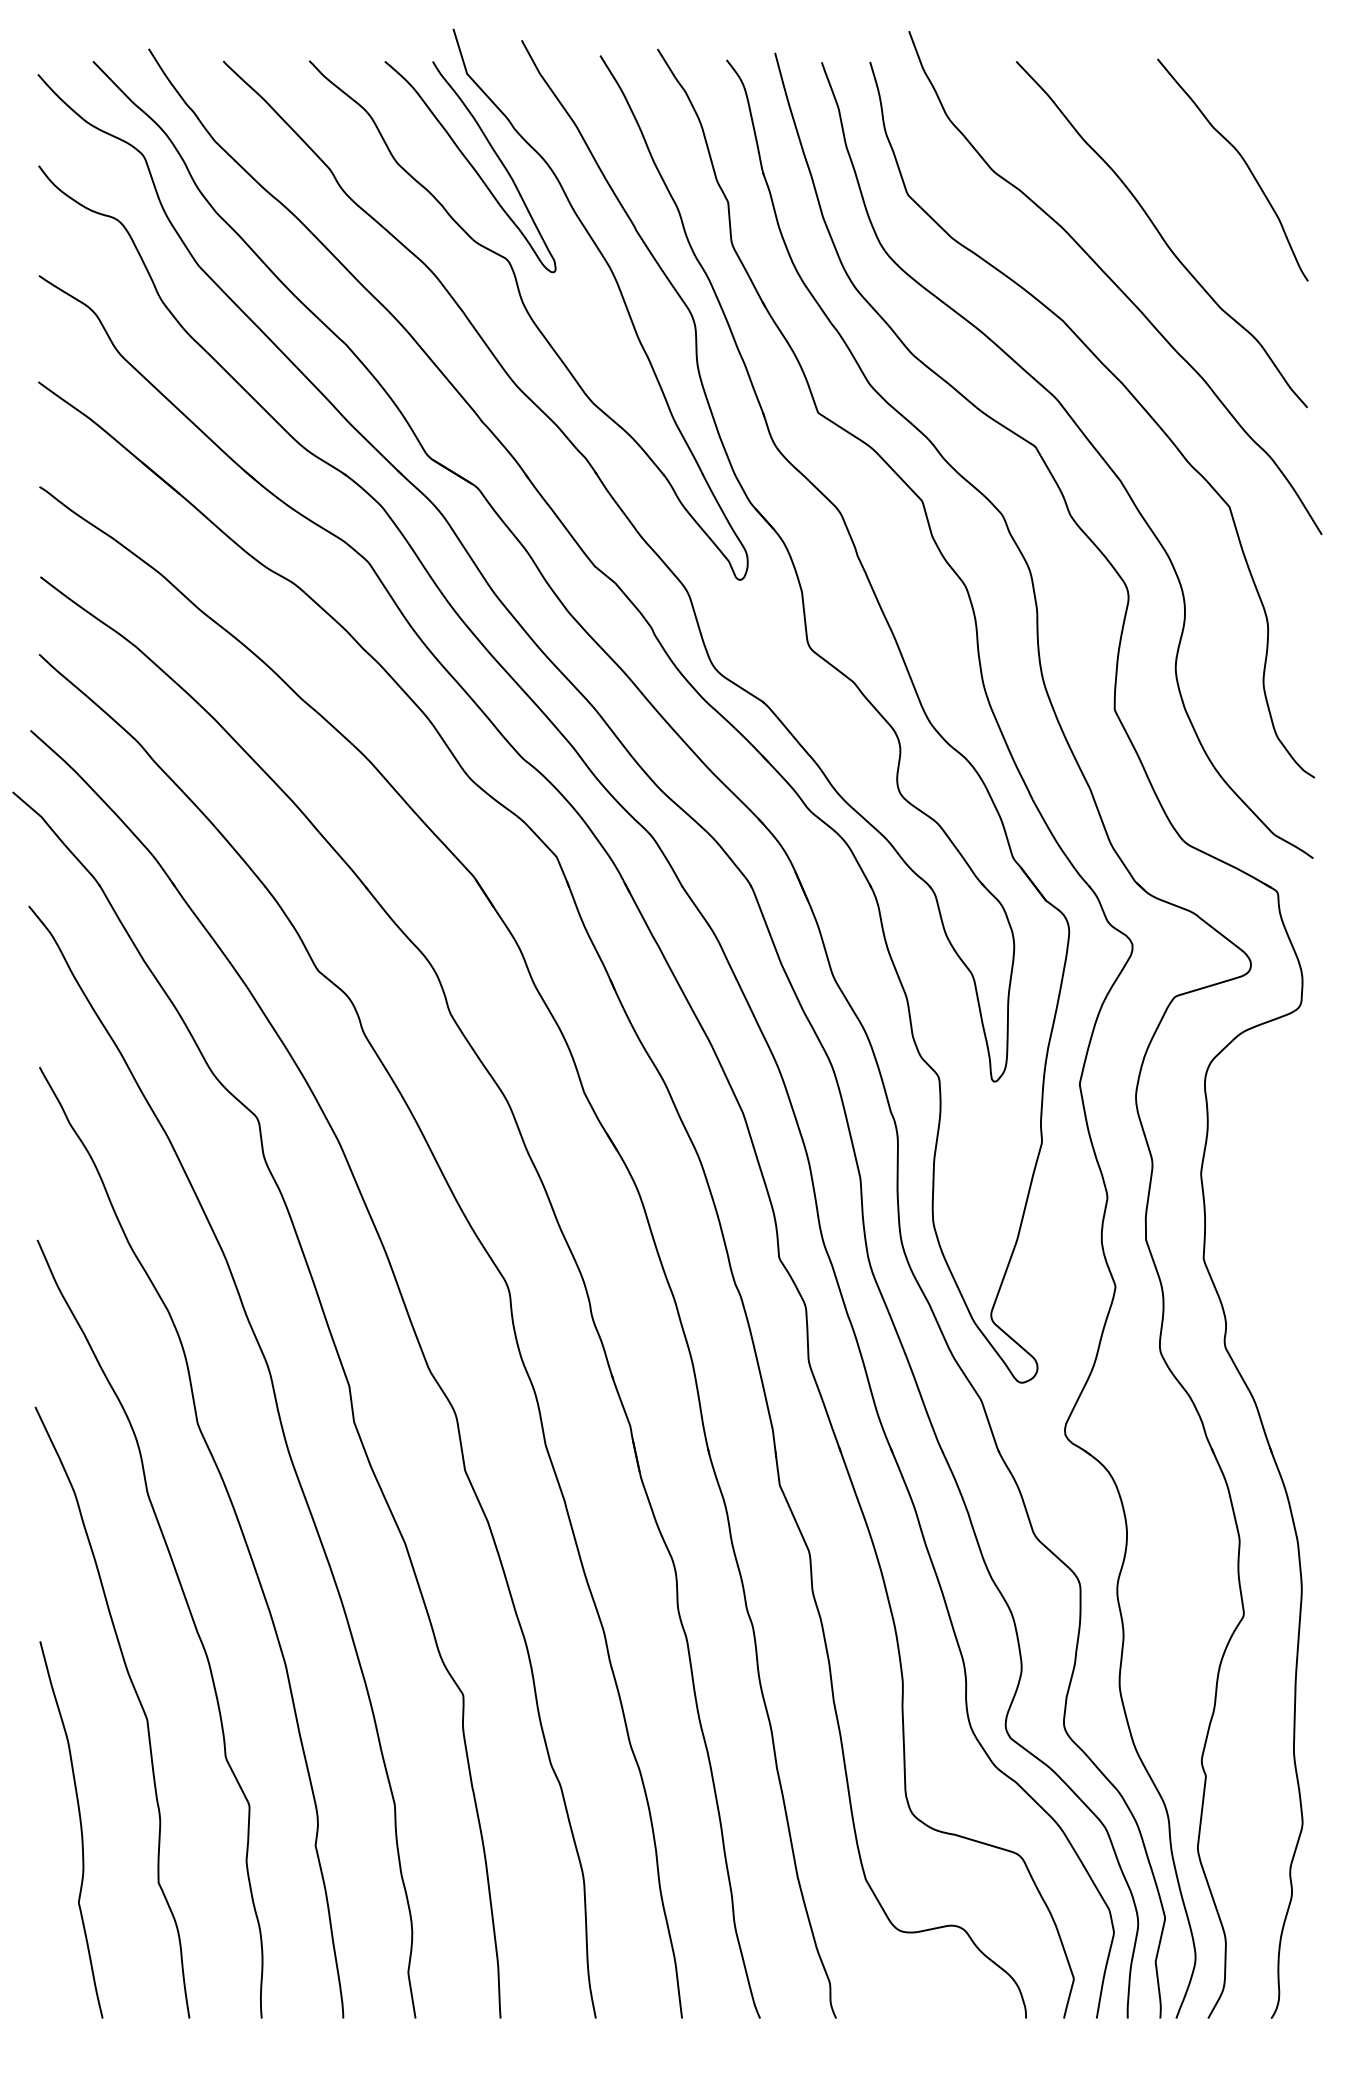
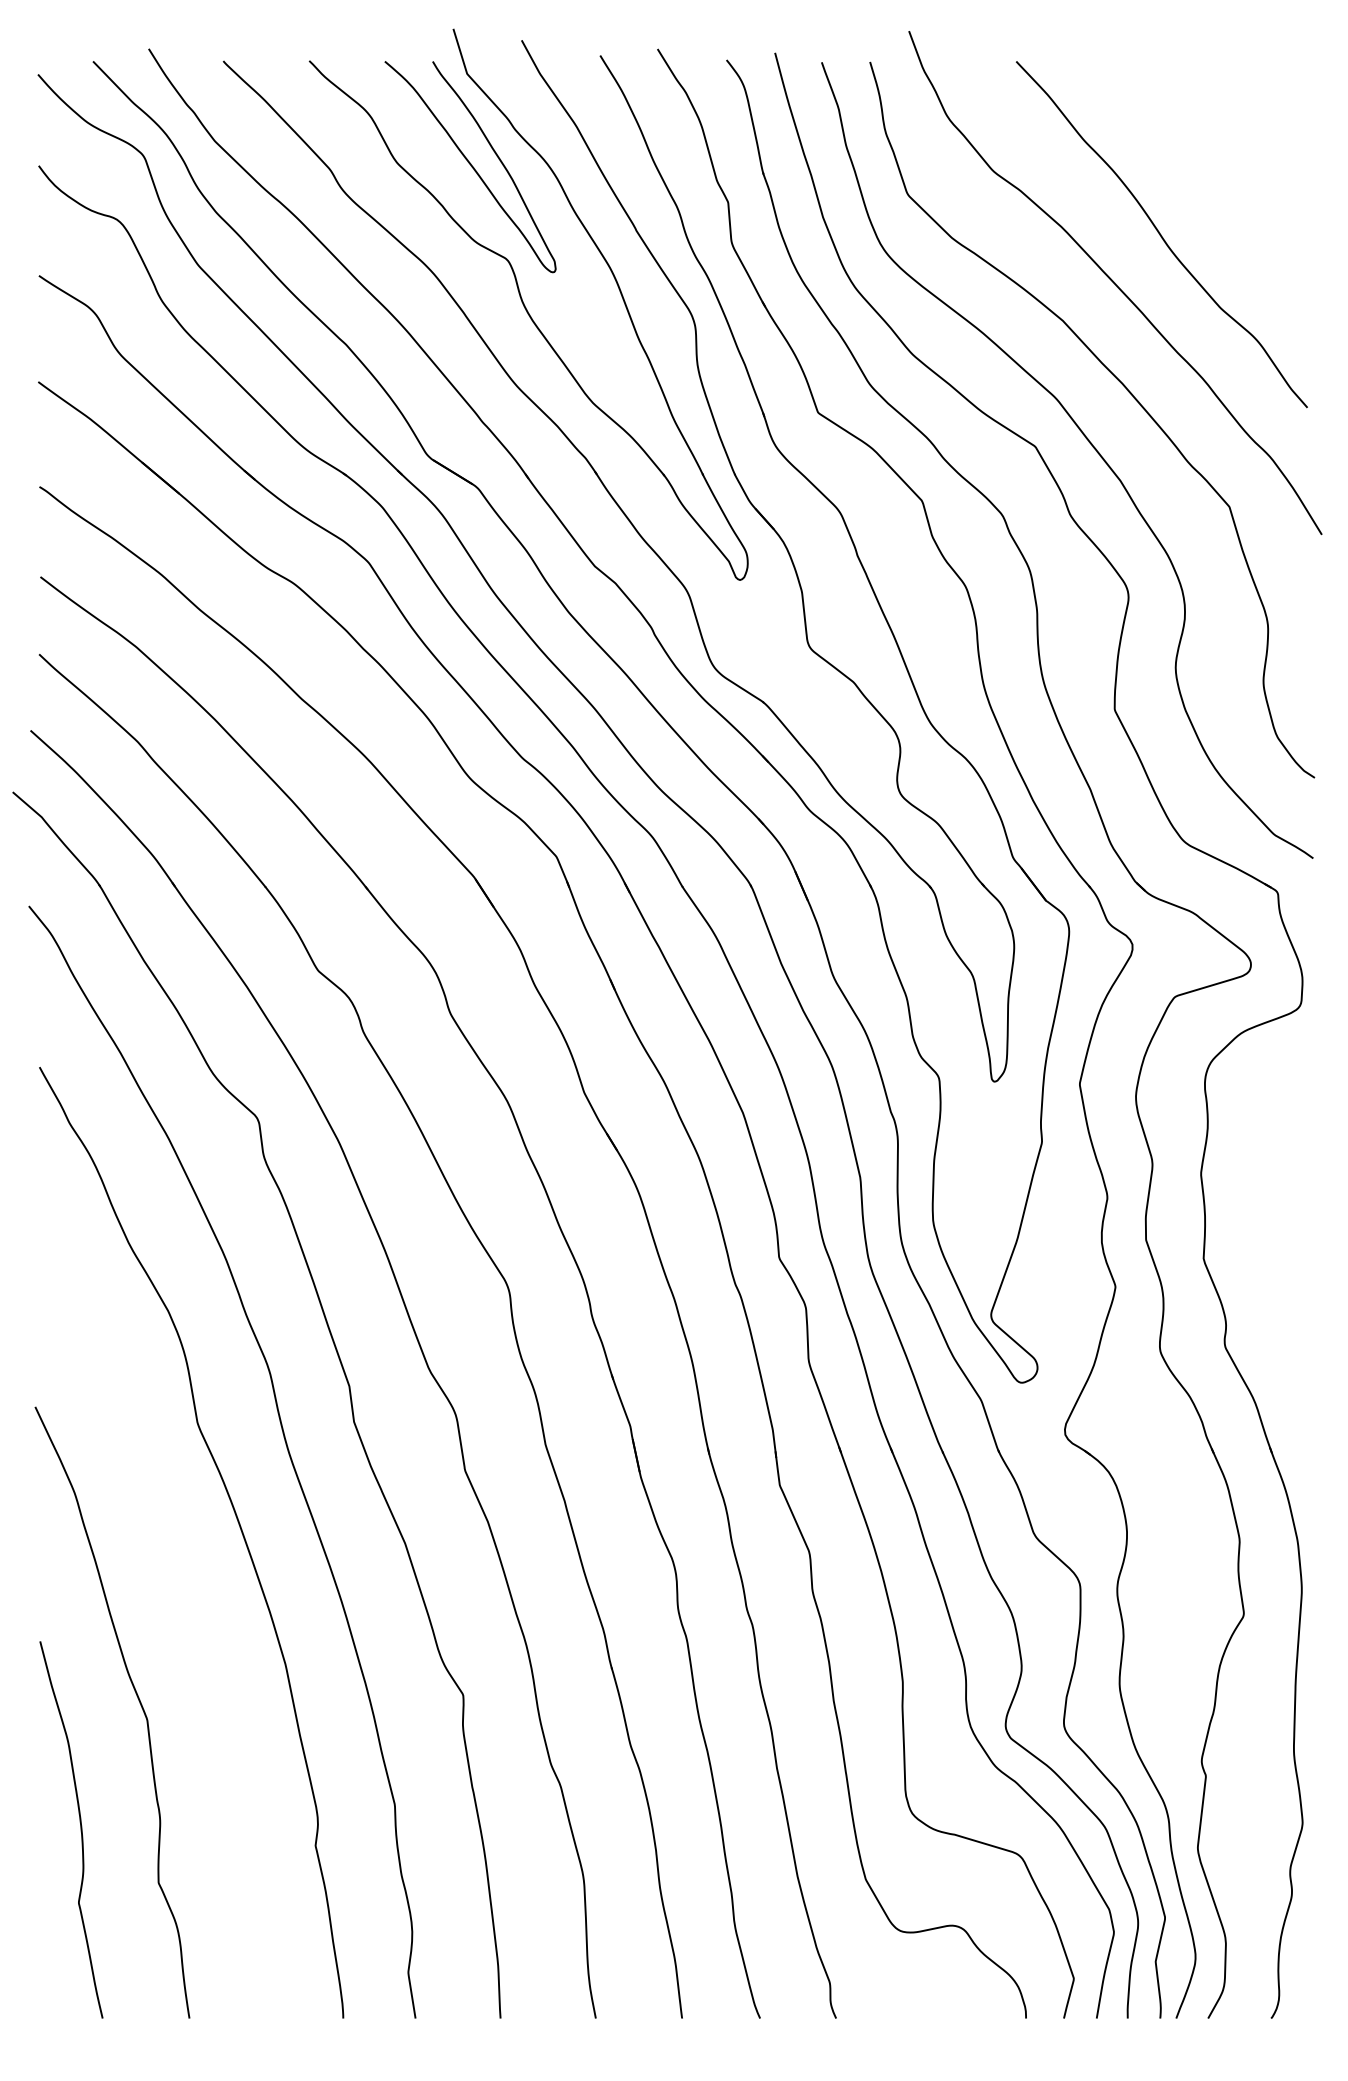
curve: present -> none (1243, 161)
curve: present -> none (189, 1613)
